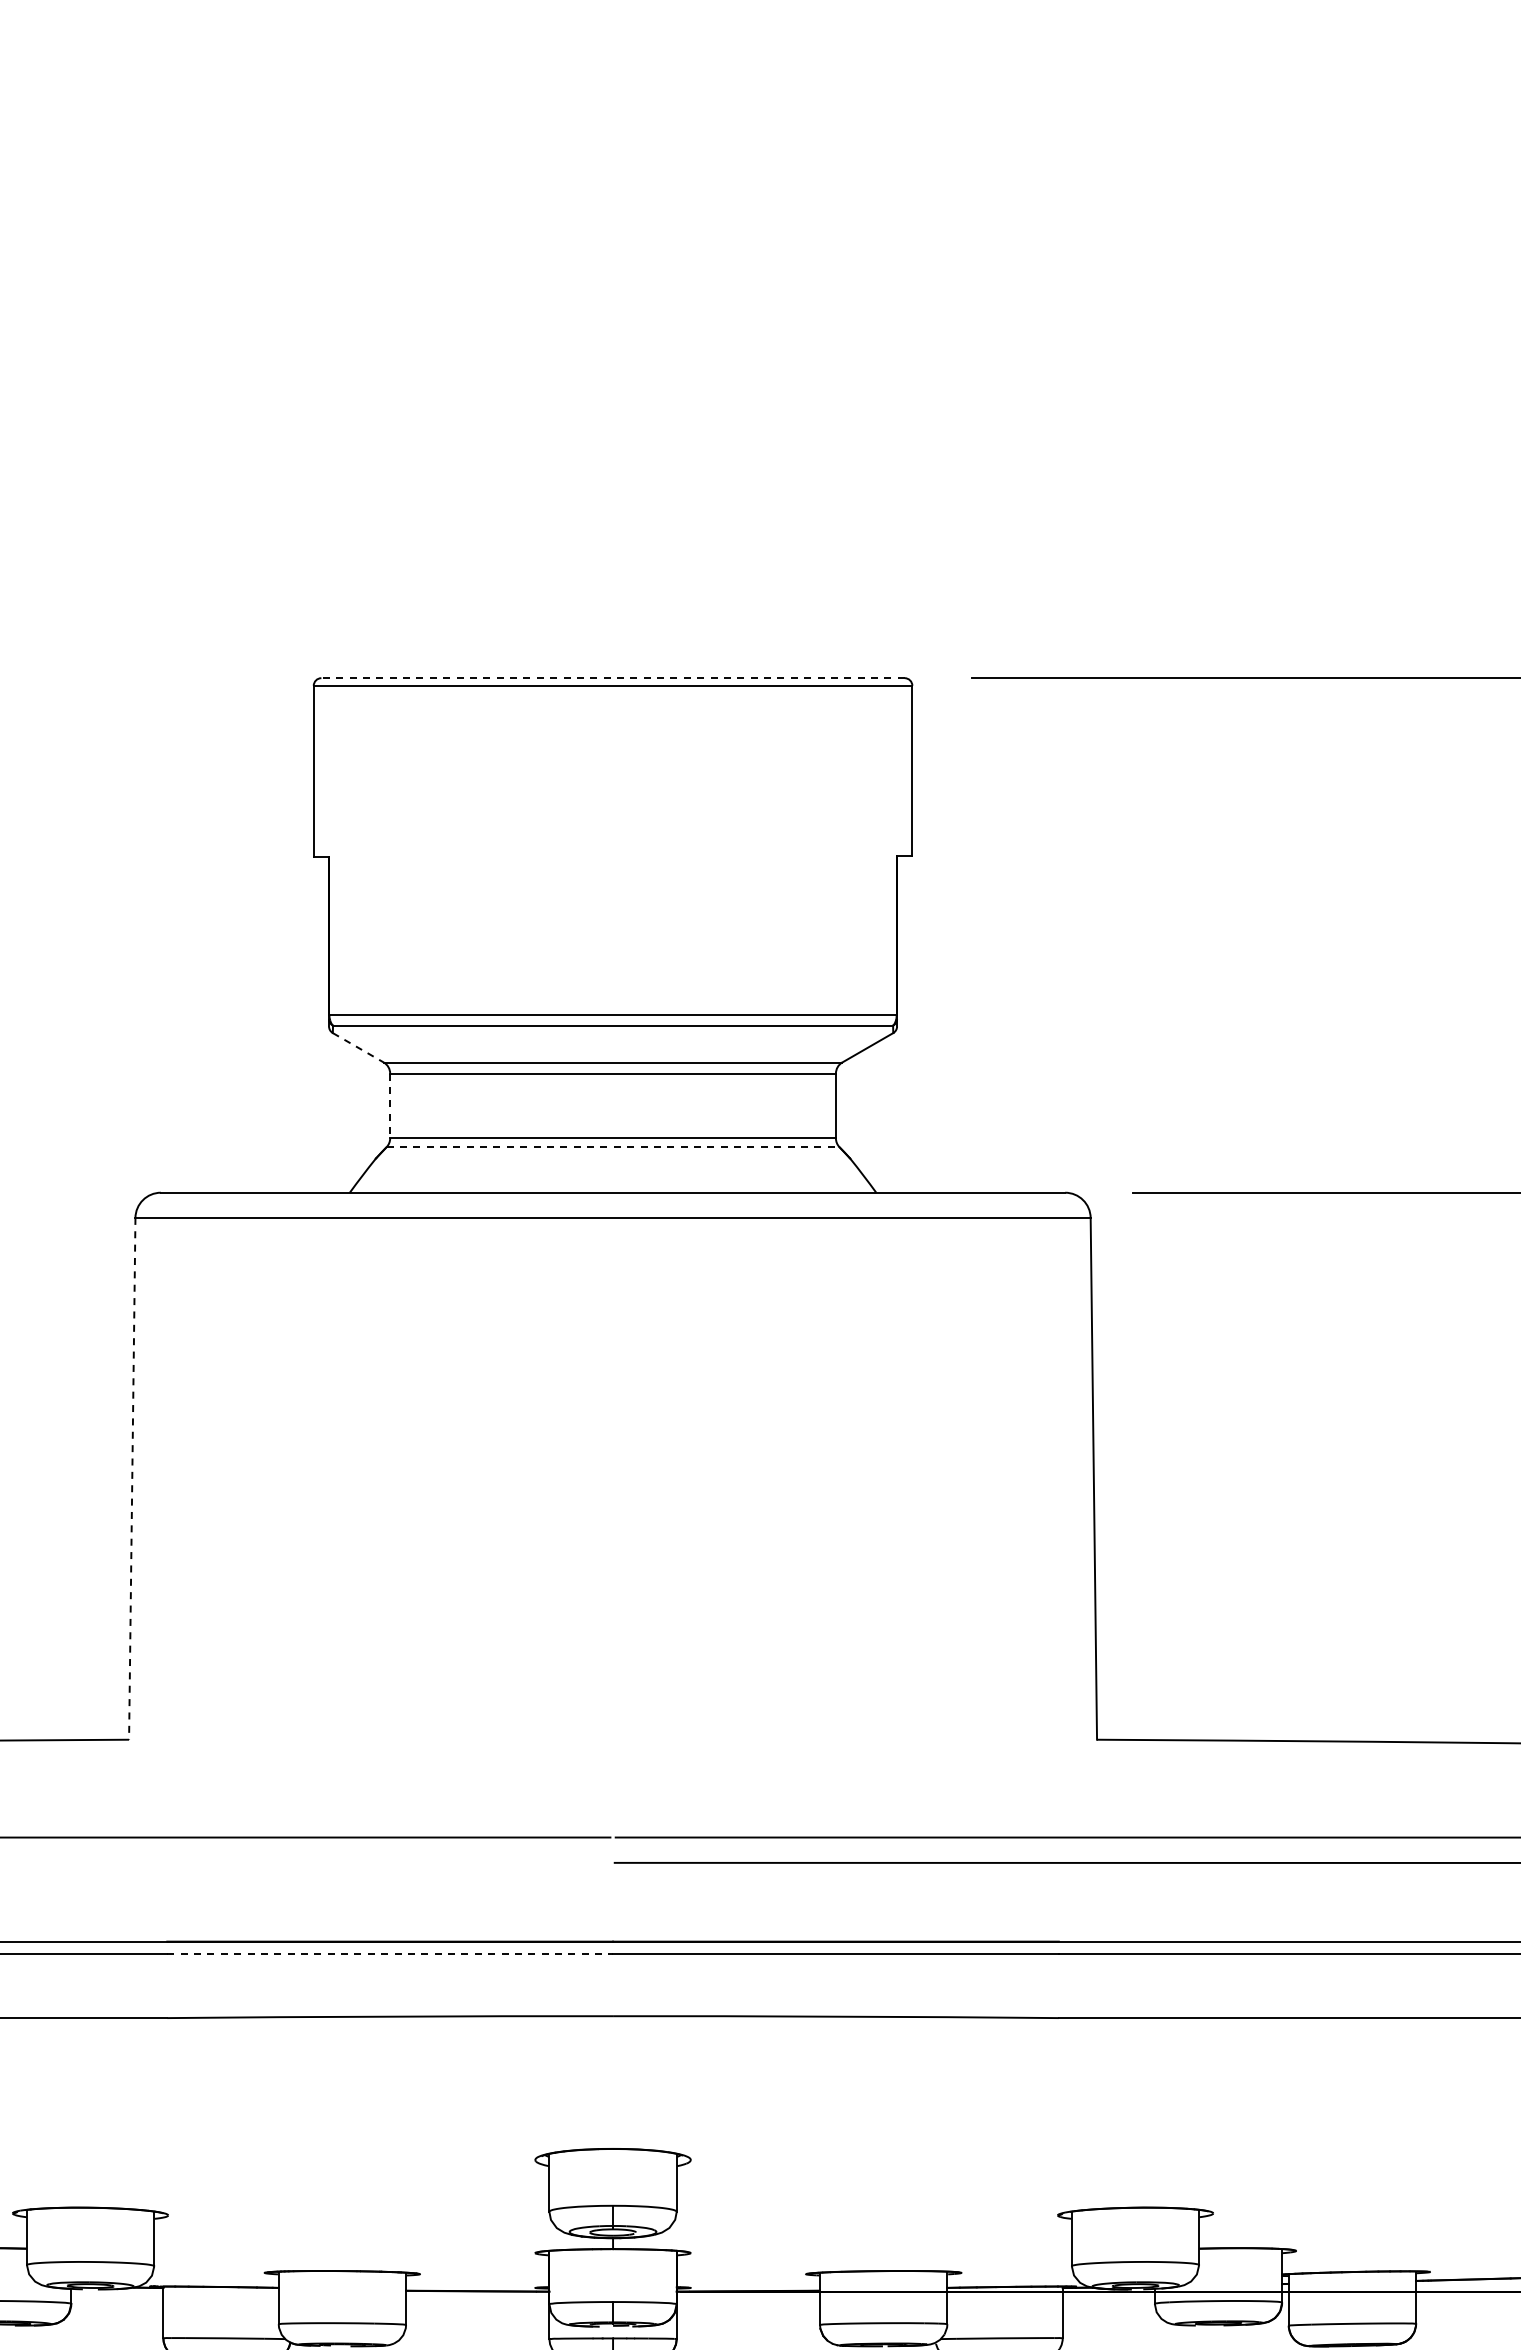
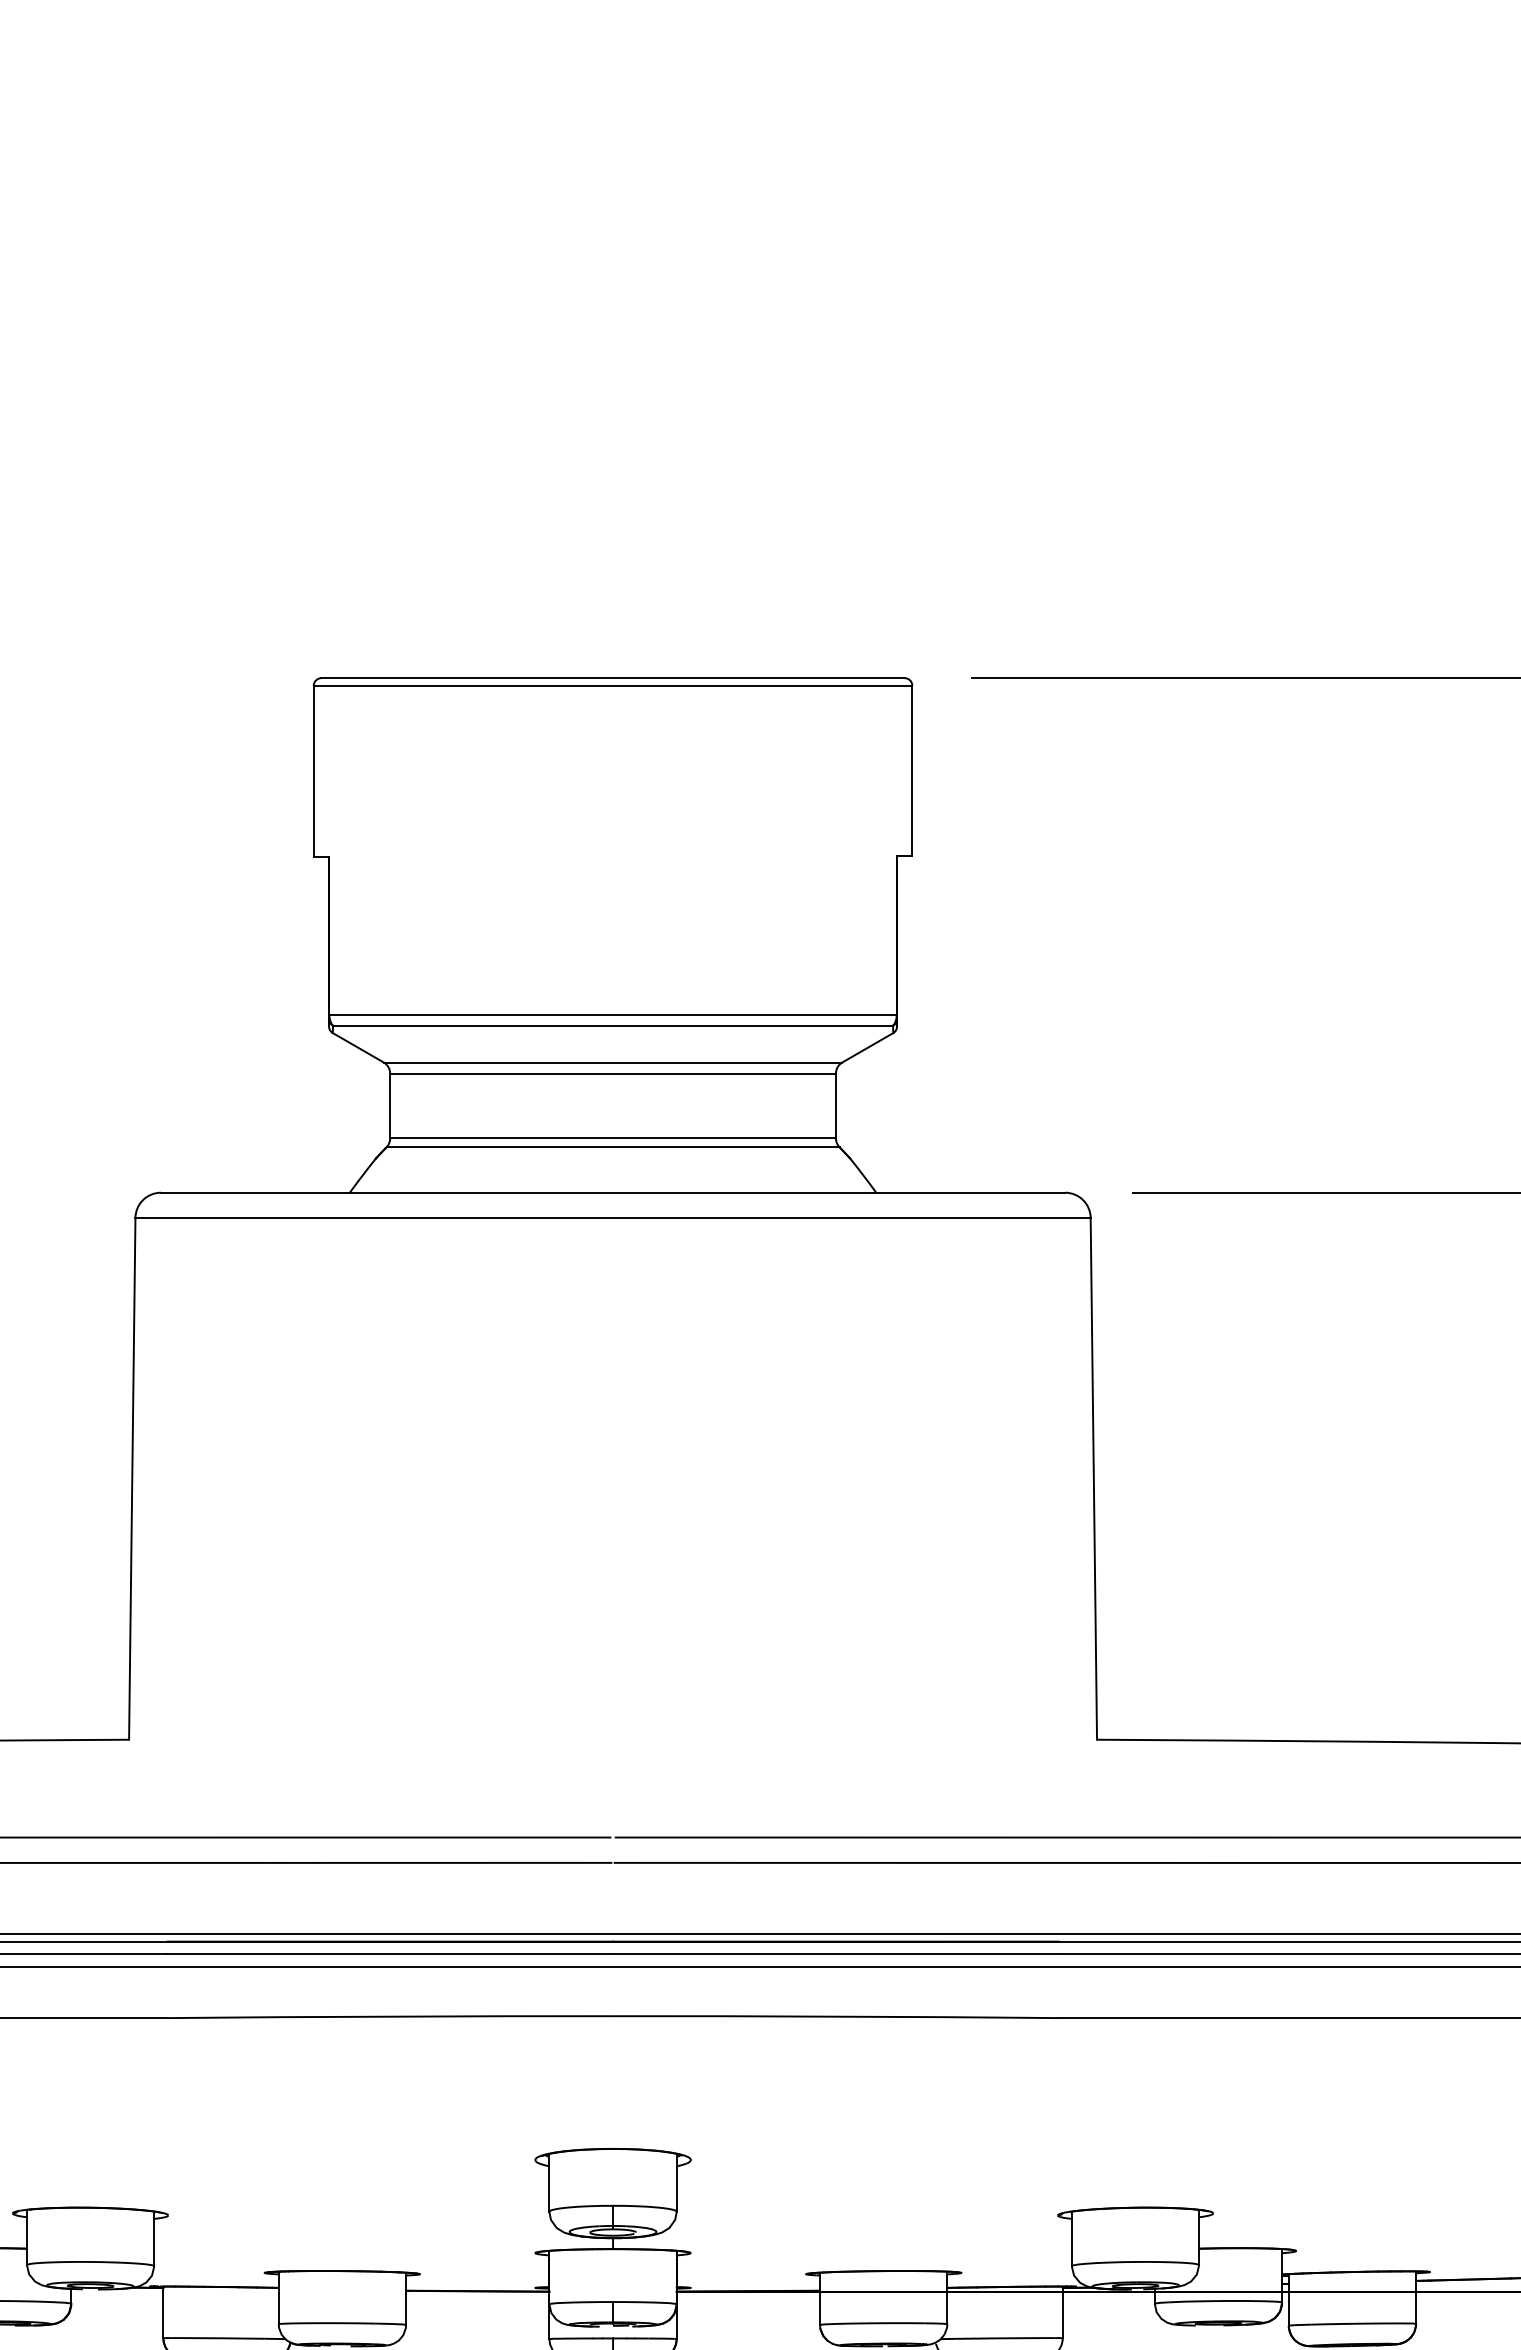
line: dashed -> solid (613, 678)
line: dashed -> solid (358, 1048)
line: dashed -> solid (390, 1106)
line: dashed -> solid (613, 1147)
line: dashed -> solid (132, 1478)
line: none -> present (306, 1862)
line: none -> present (759, 1933)
line: dashed -> solid (390, 1954)
line: none -> present (759, 1967)
